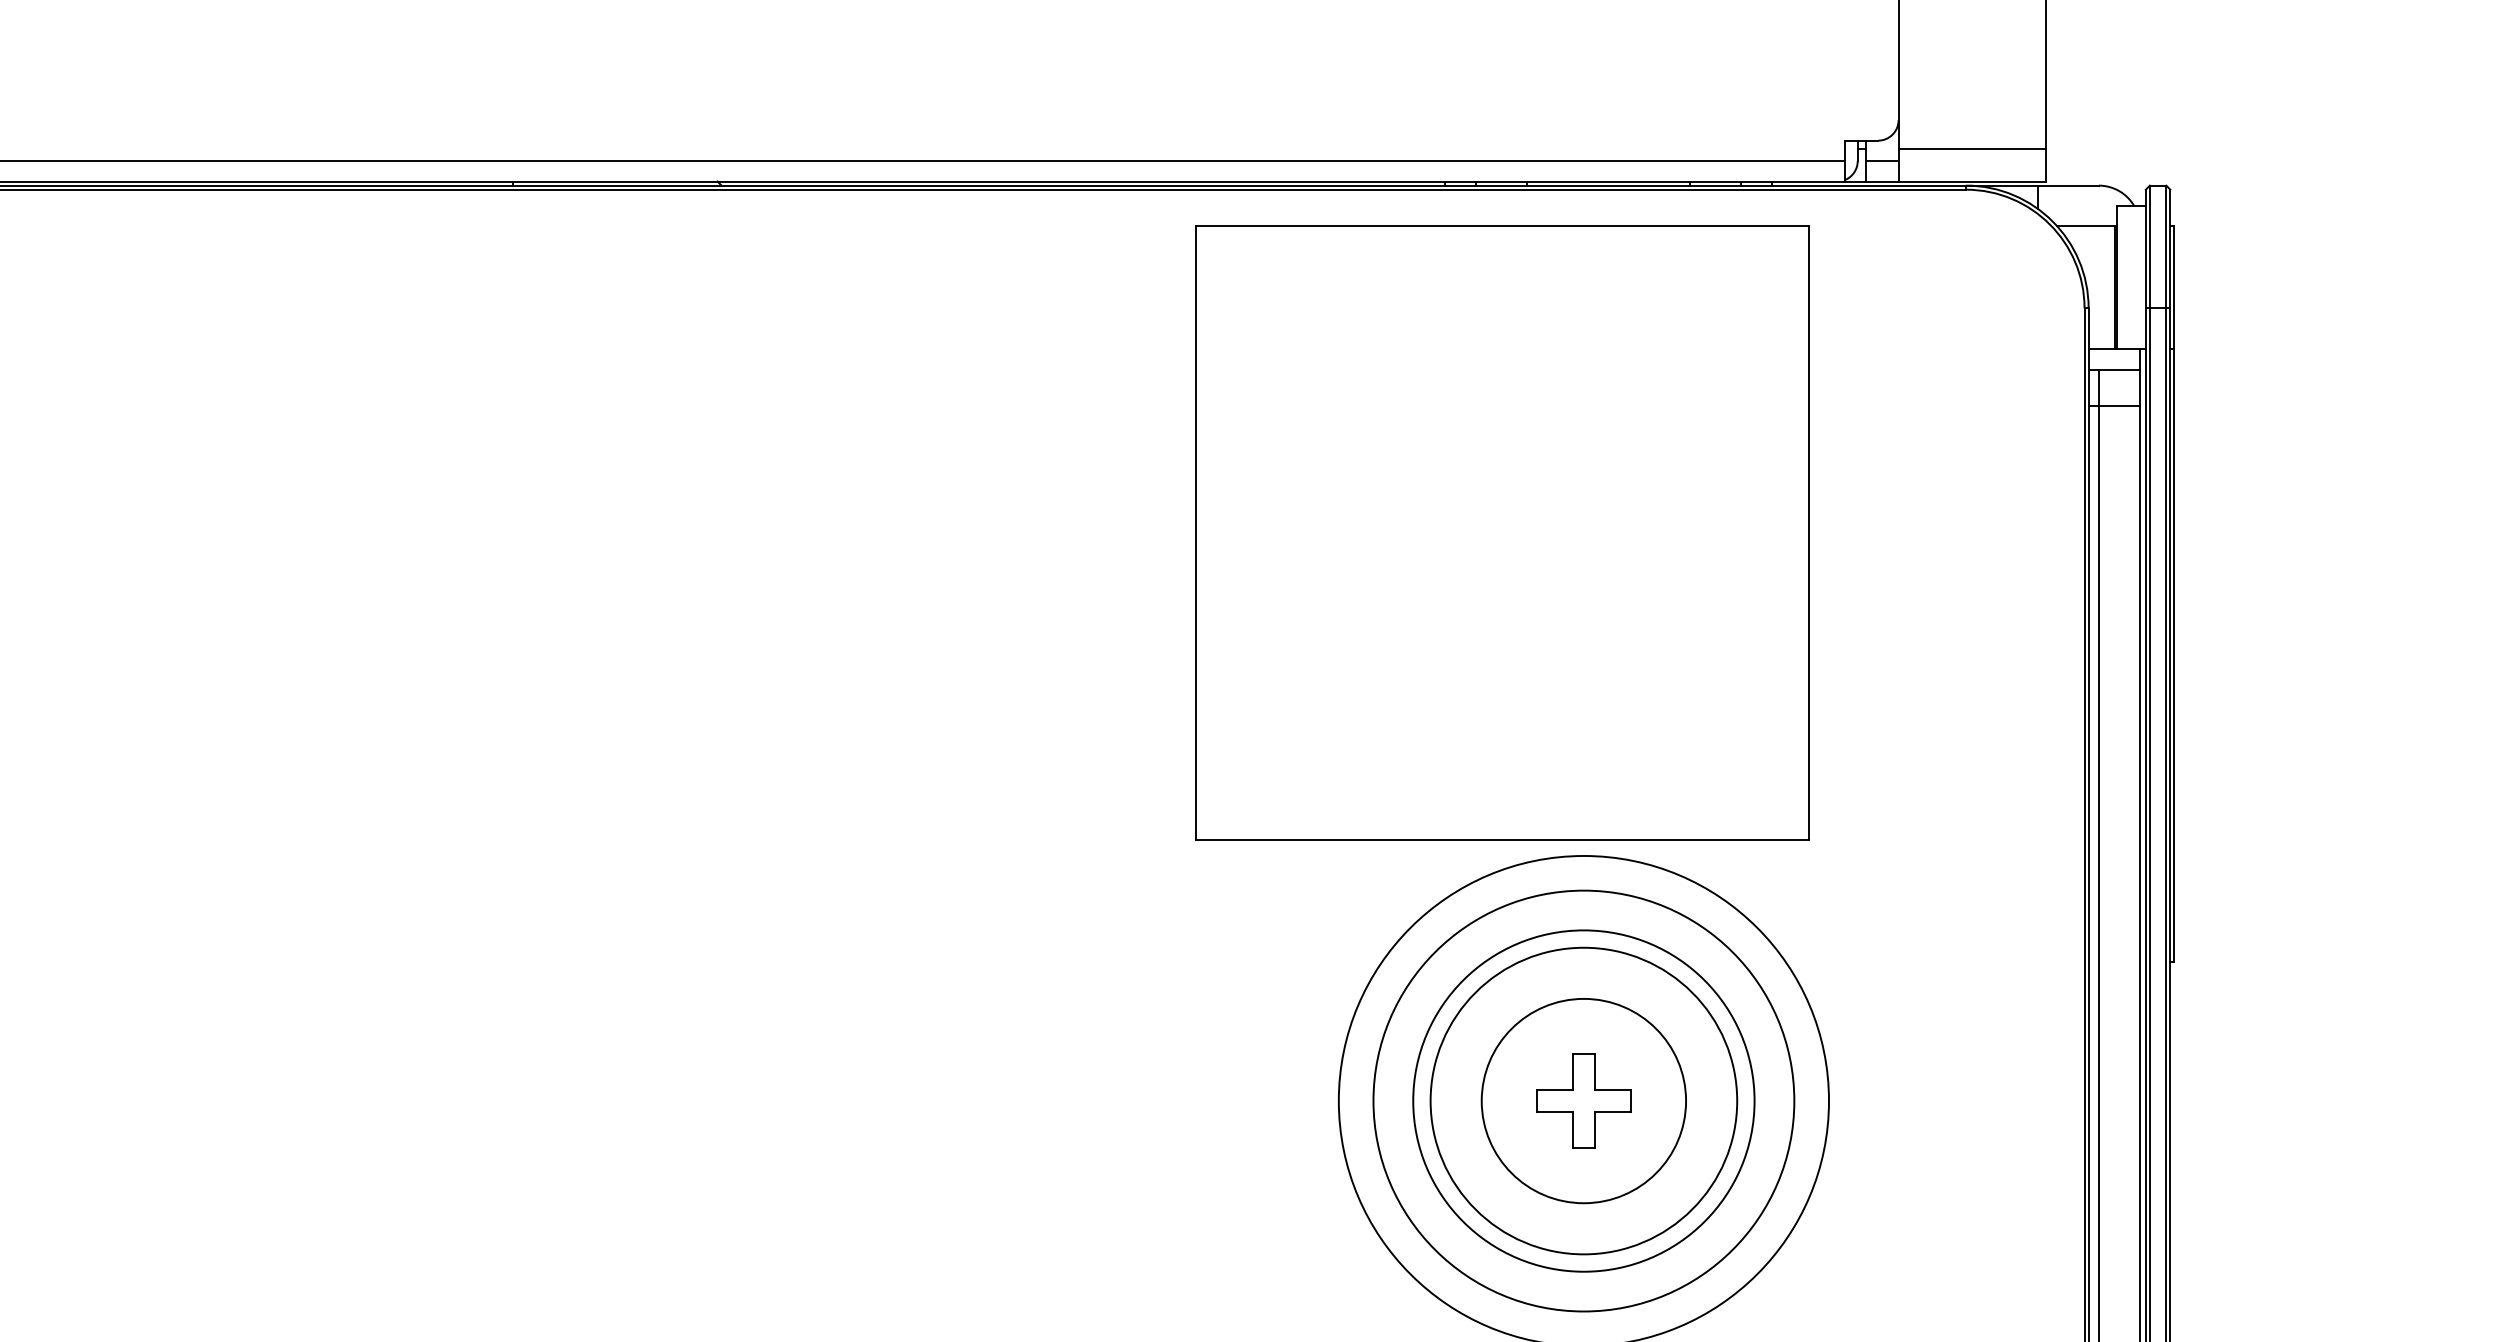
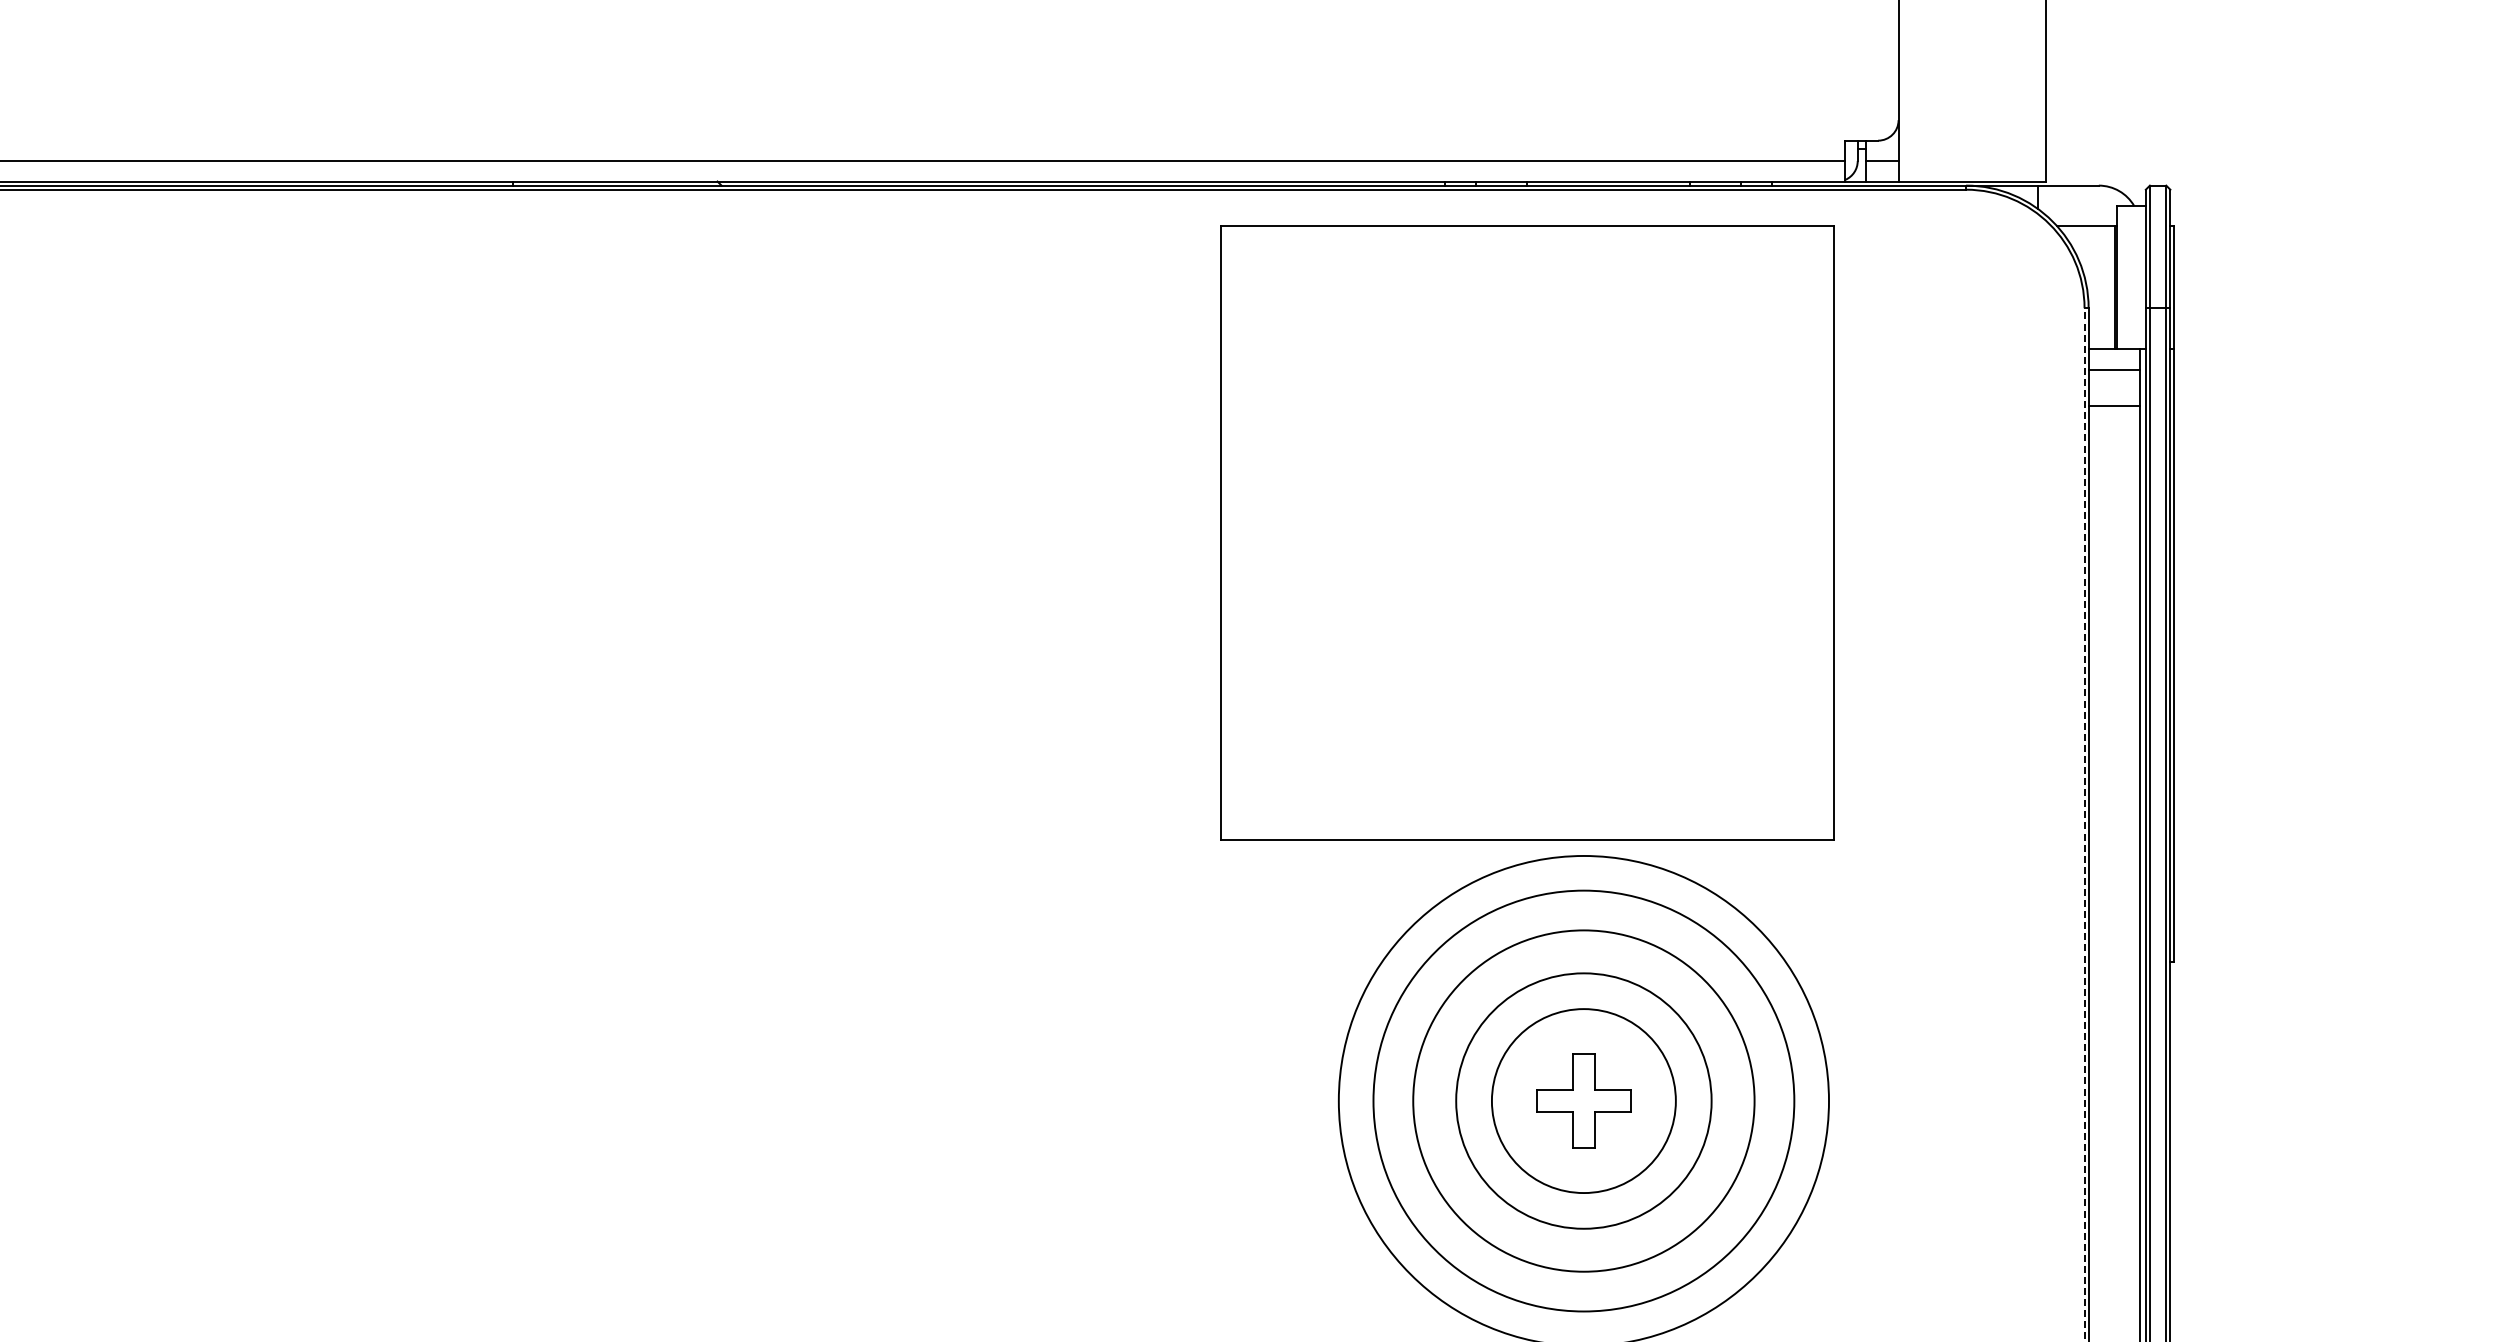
line: present -> none (1971, 148)
part position: (1502, 532) -> (1527, 532) (1527, 532)
line: solid -> dashed (2084, 825)
line: present -> none (2098, 853)
circle diameter: 204 px -> 255 px (1583, 1100)
circle diameter: 307 px -> 184 px (1583, 1101)
